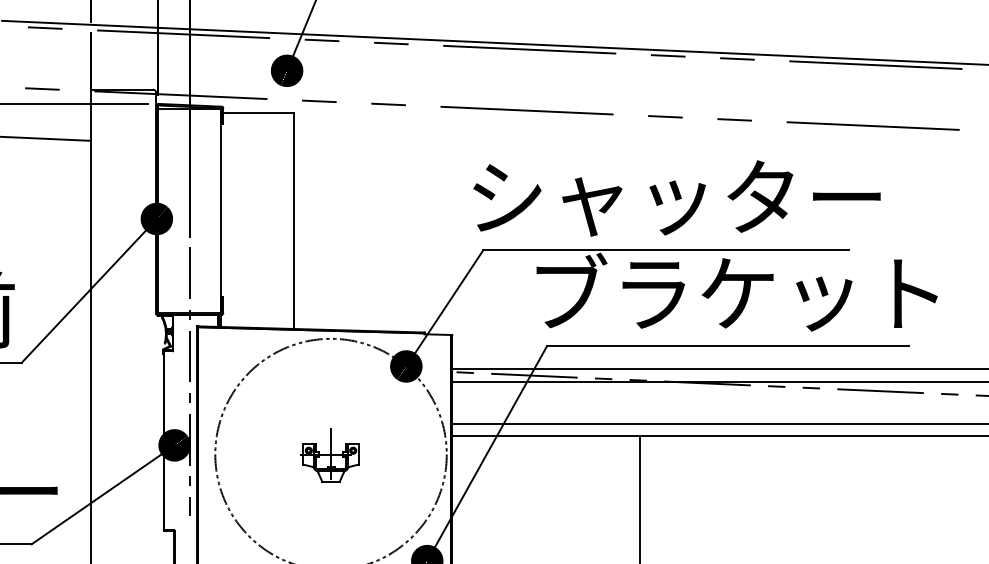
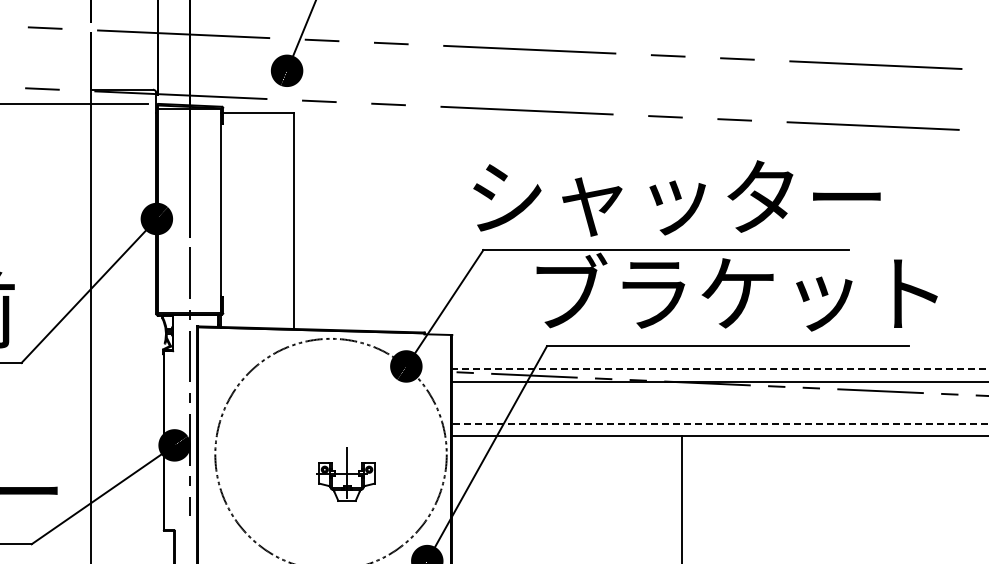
line: present -> none (493, 42)
line: present -> none (46, 138)
line: solid -> dashed (720, 368)
line: solid -> dashed (720, 423)
part position: (329, 455) -> (345, 474) (345, 474)
line position: (640, 497) -> (682, 497) (682, 497)
